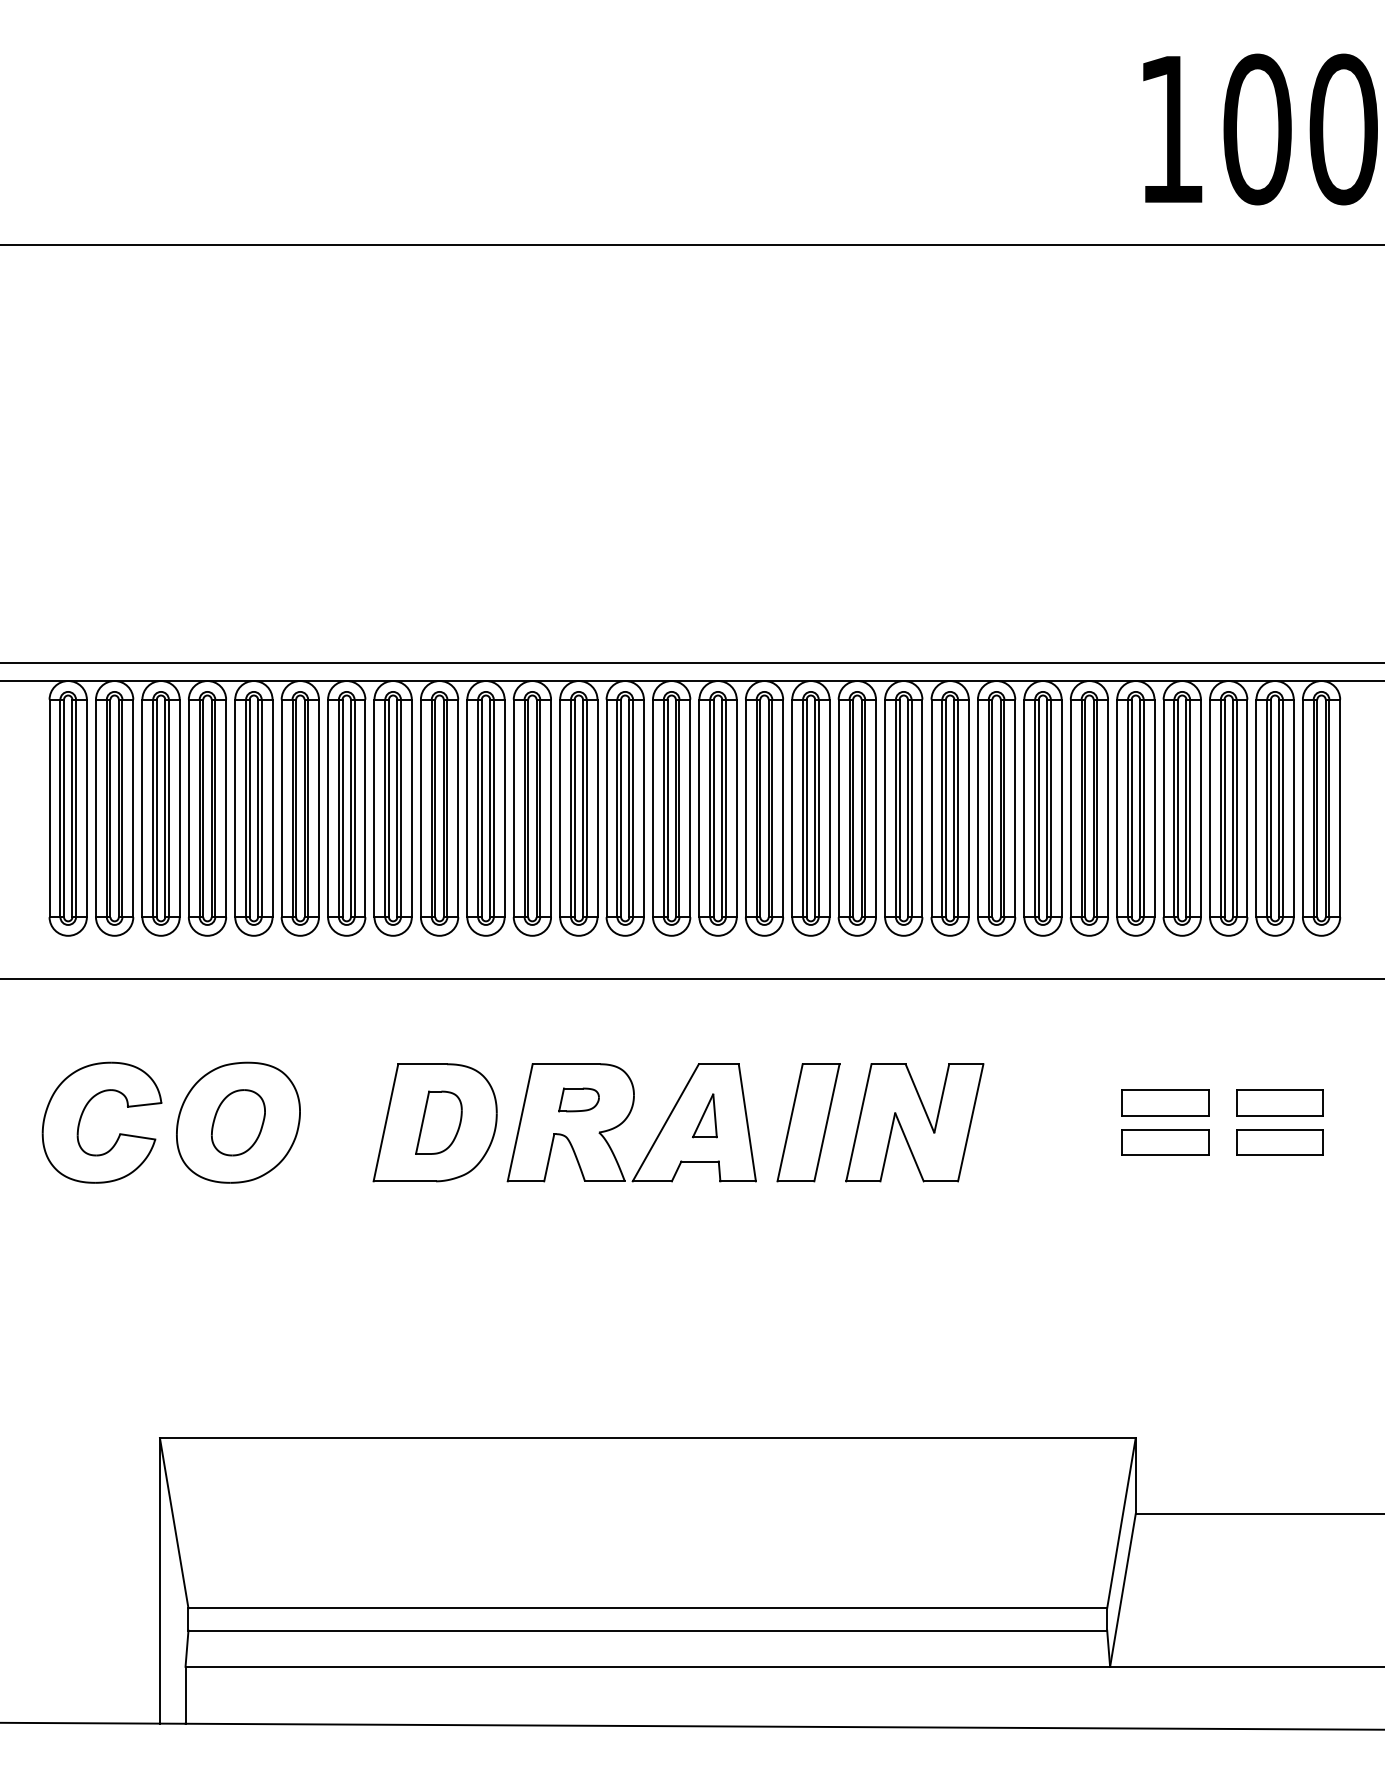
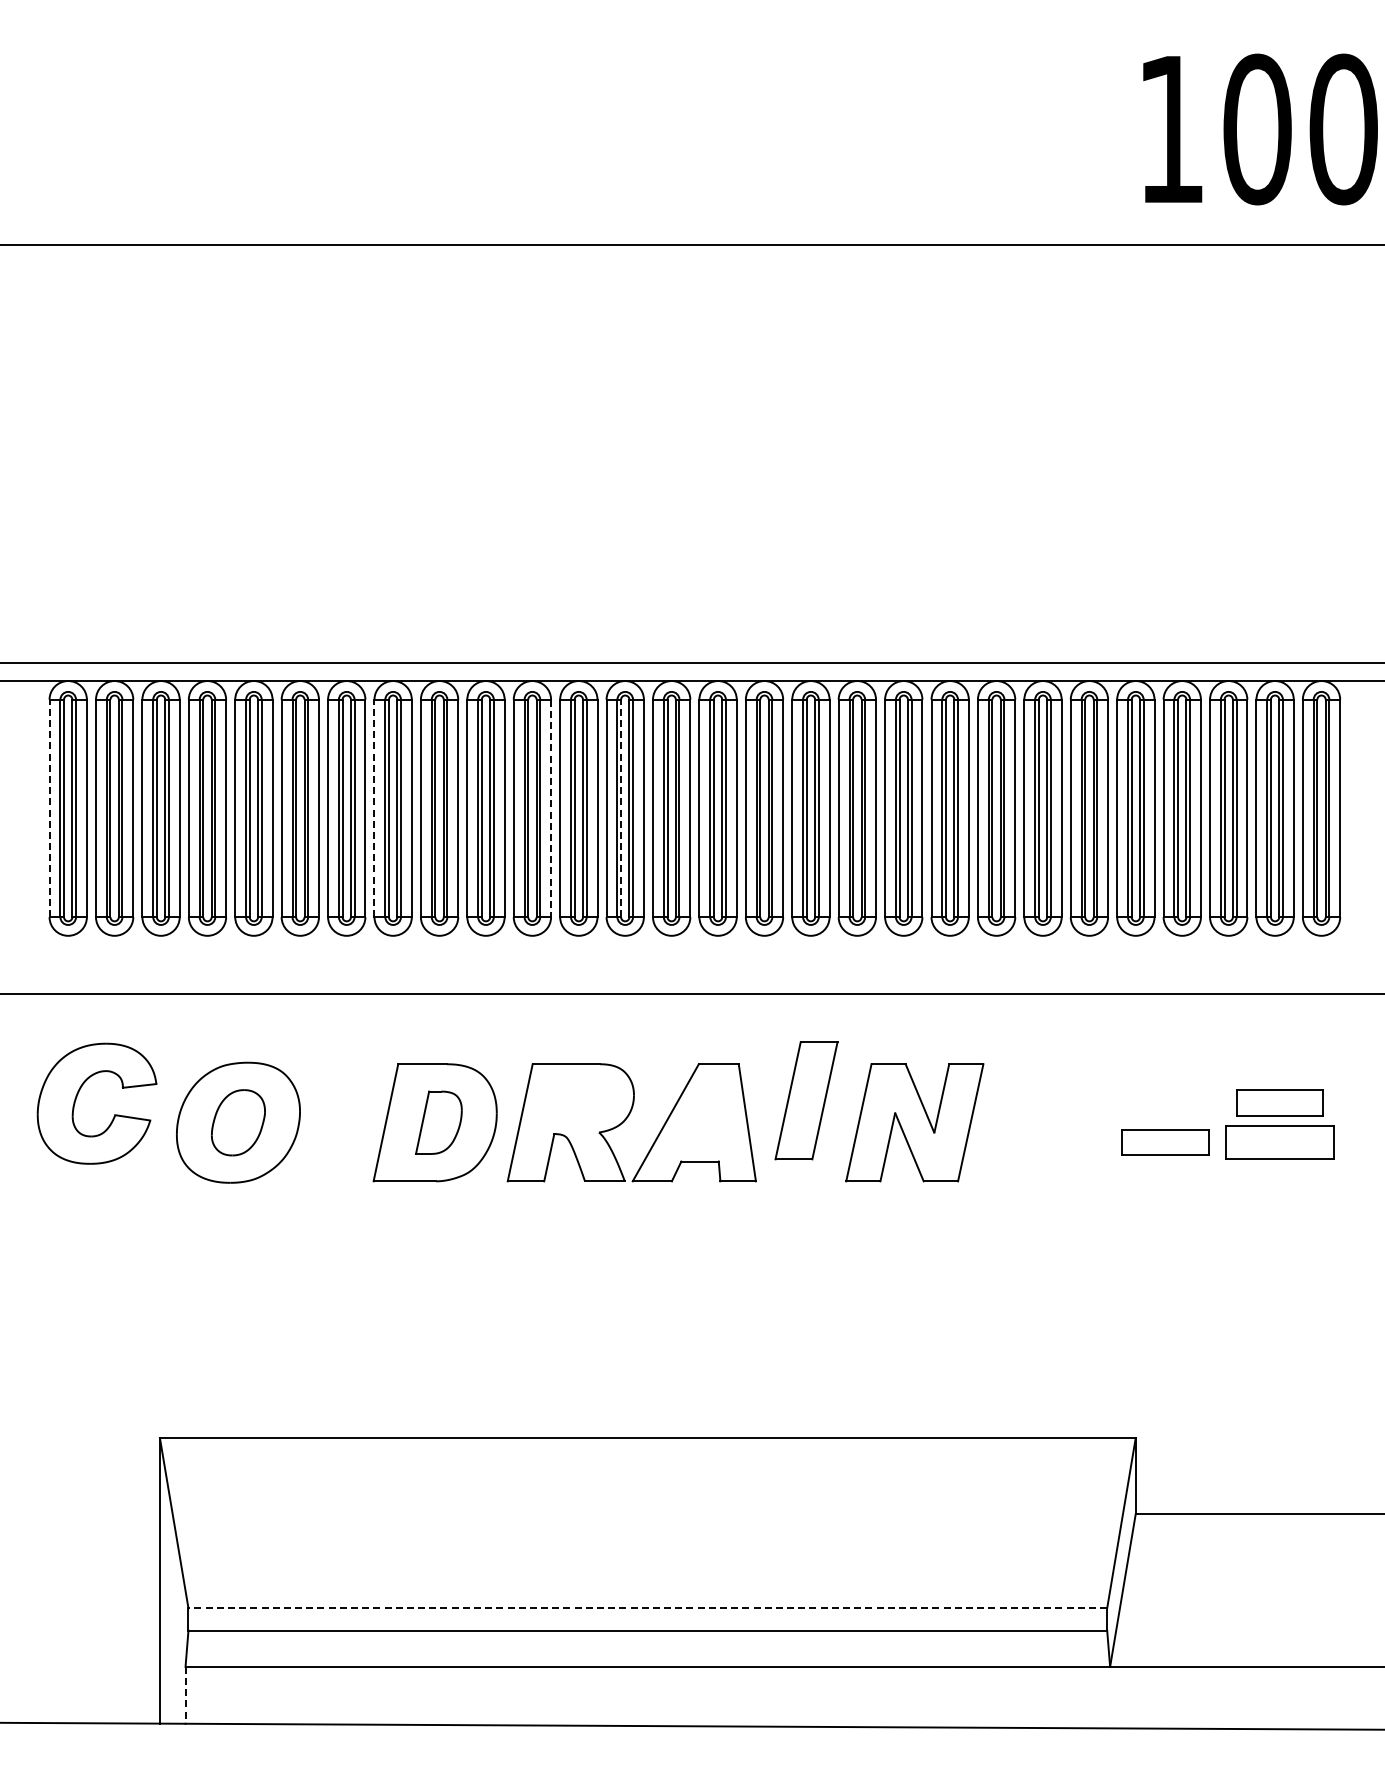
line: solid -> dashed (49, 808)
line: solid -> dashed (374, 808)
line: solid -> dashed (551, 808)
line: solid -> dashed (621, 808)
line position: (691, 979) -> (691, 994) (691, 994)
part: present -> none (578, 1099)
part: present -> none (1165, 1102)
part: present -> none (704, 1115)
part position: (82, 1116) -> (77, 1097) (77, 1097)
part position: (808, 1122) -> (806, 1100) (806, 1100)
part size: 88x27 px -> 110x35 px (1279, 1142)
line: solid -> dashed (647, 1608)
line: solid -> dashed (185, 1695)
